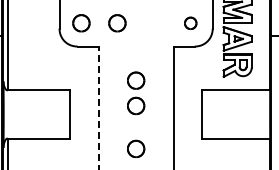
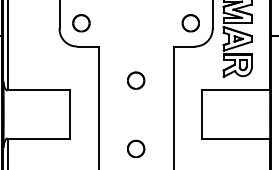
part size: 14x14 px -> 19x19 px (190, 23)
part: present -> none (117, 23)
part: present -> none (136, 105)
line: dashed -> solid (98, 107)
